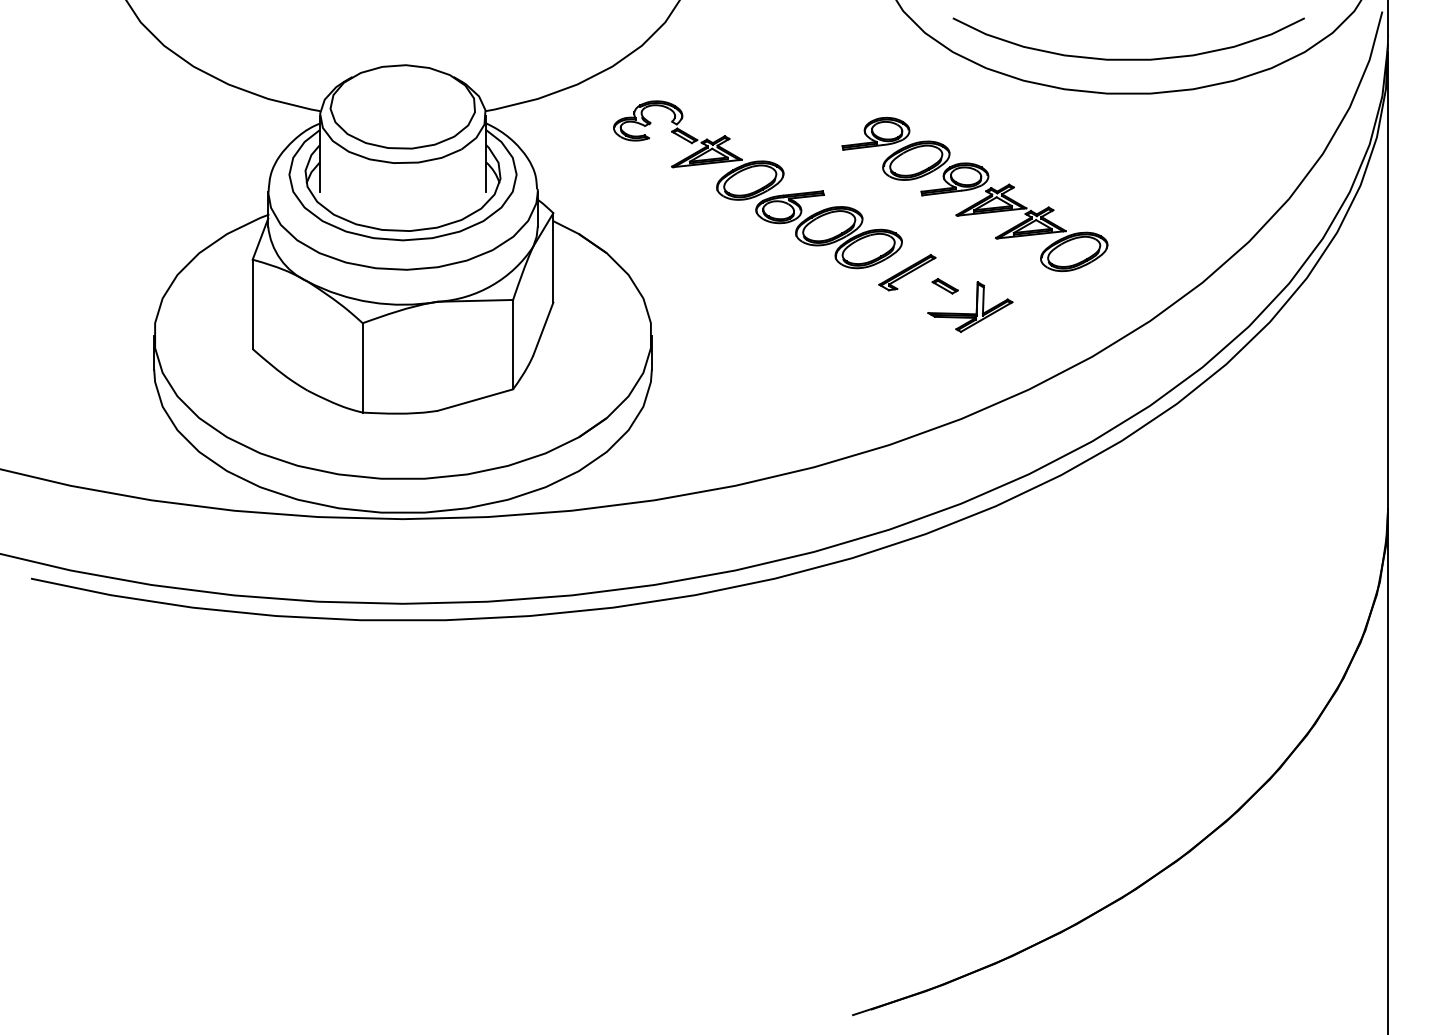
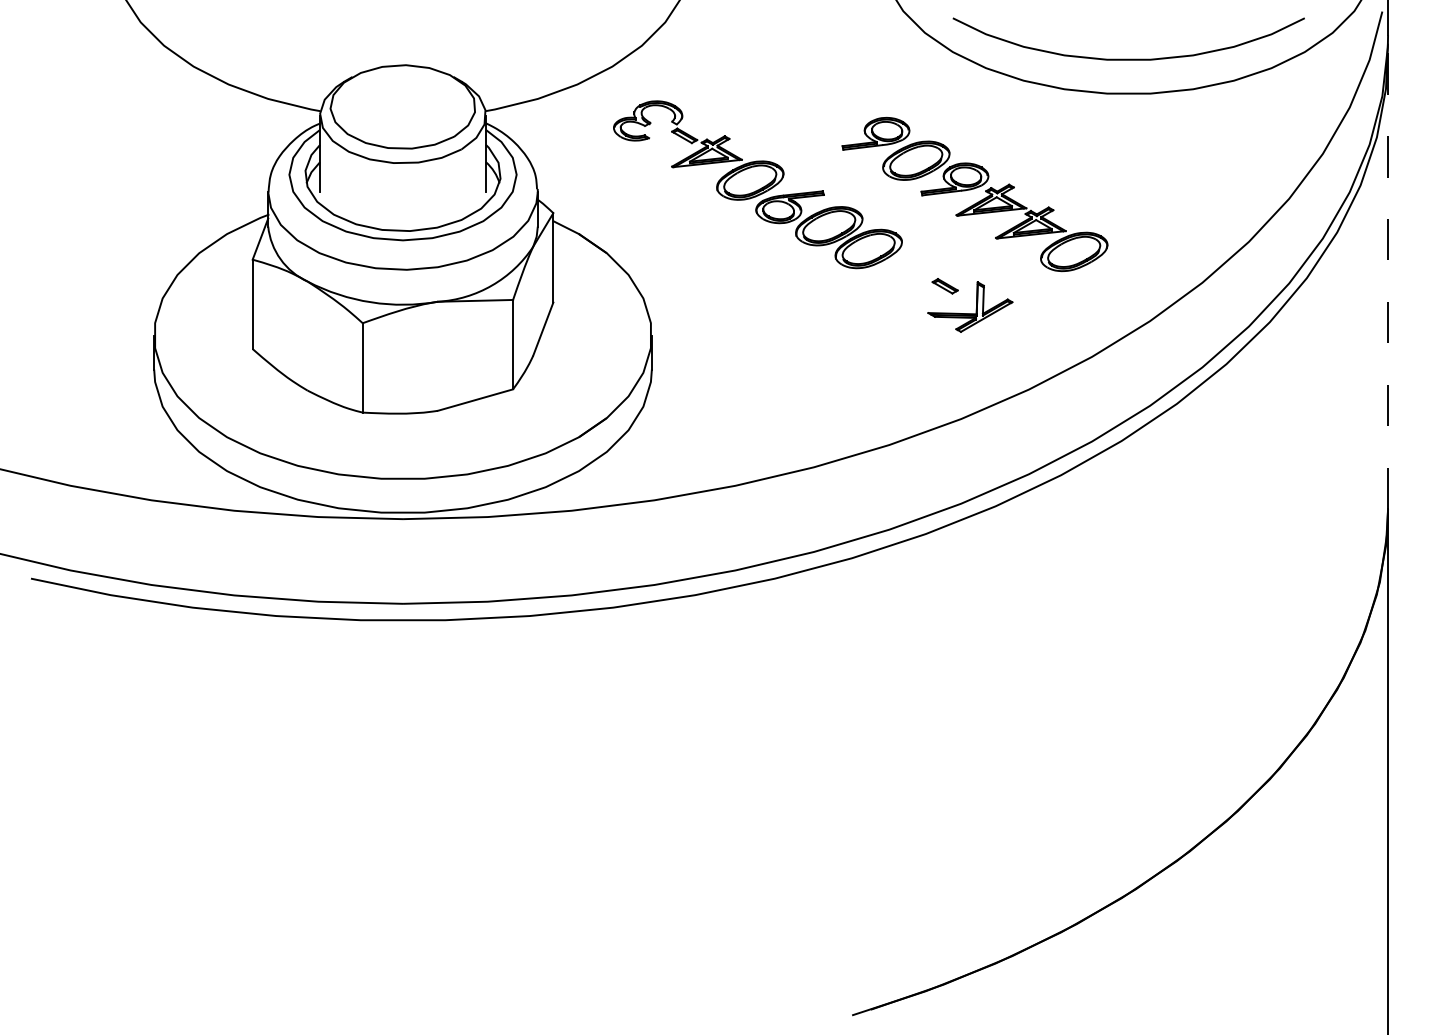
part: present -> none (907, 272)
line: solid -> dashed (1388, 280)
